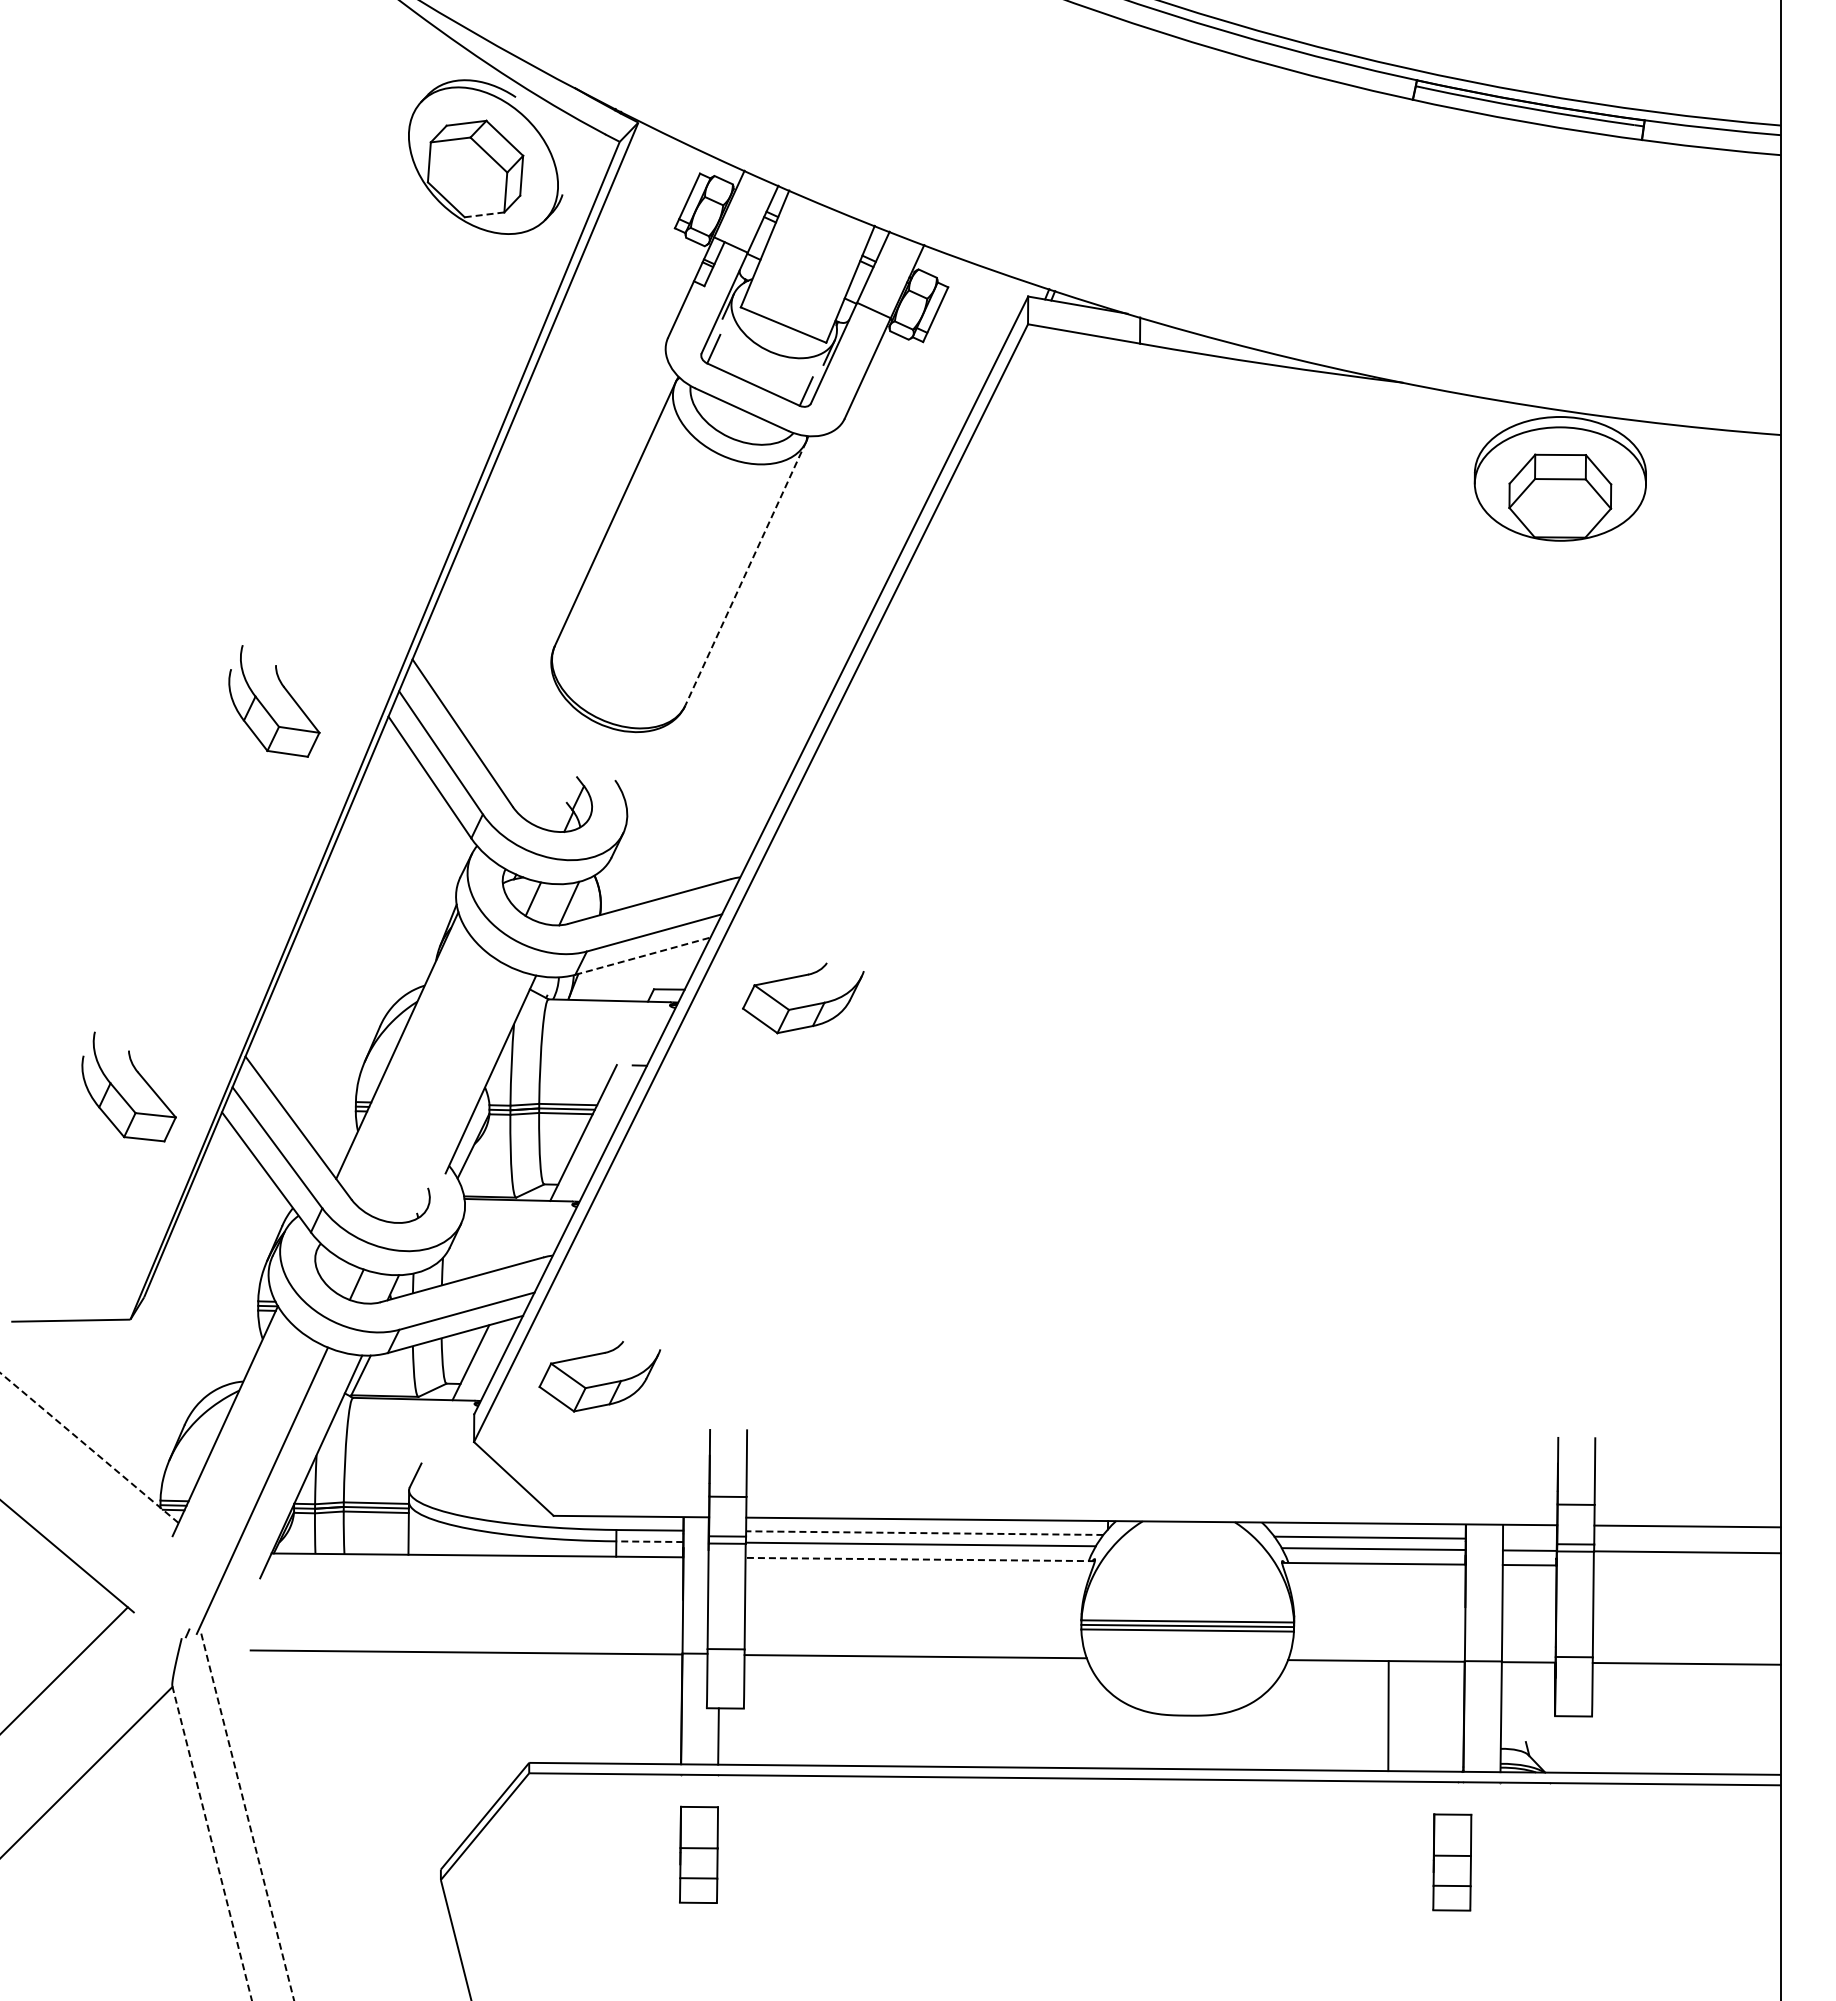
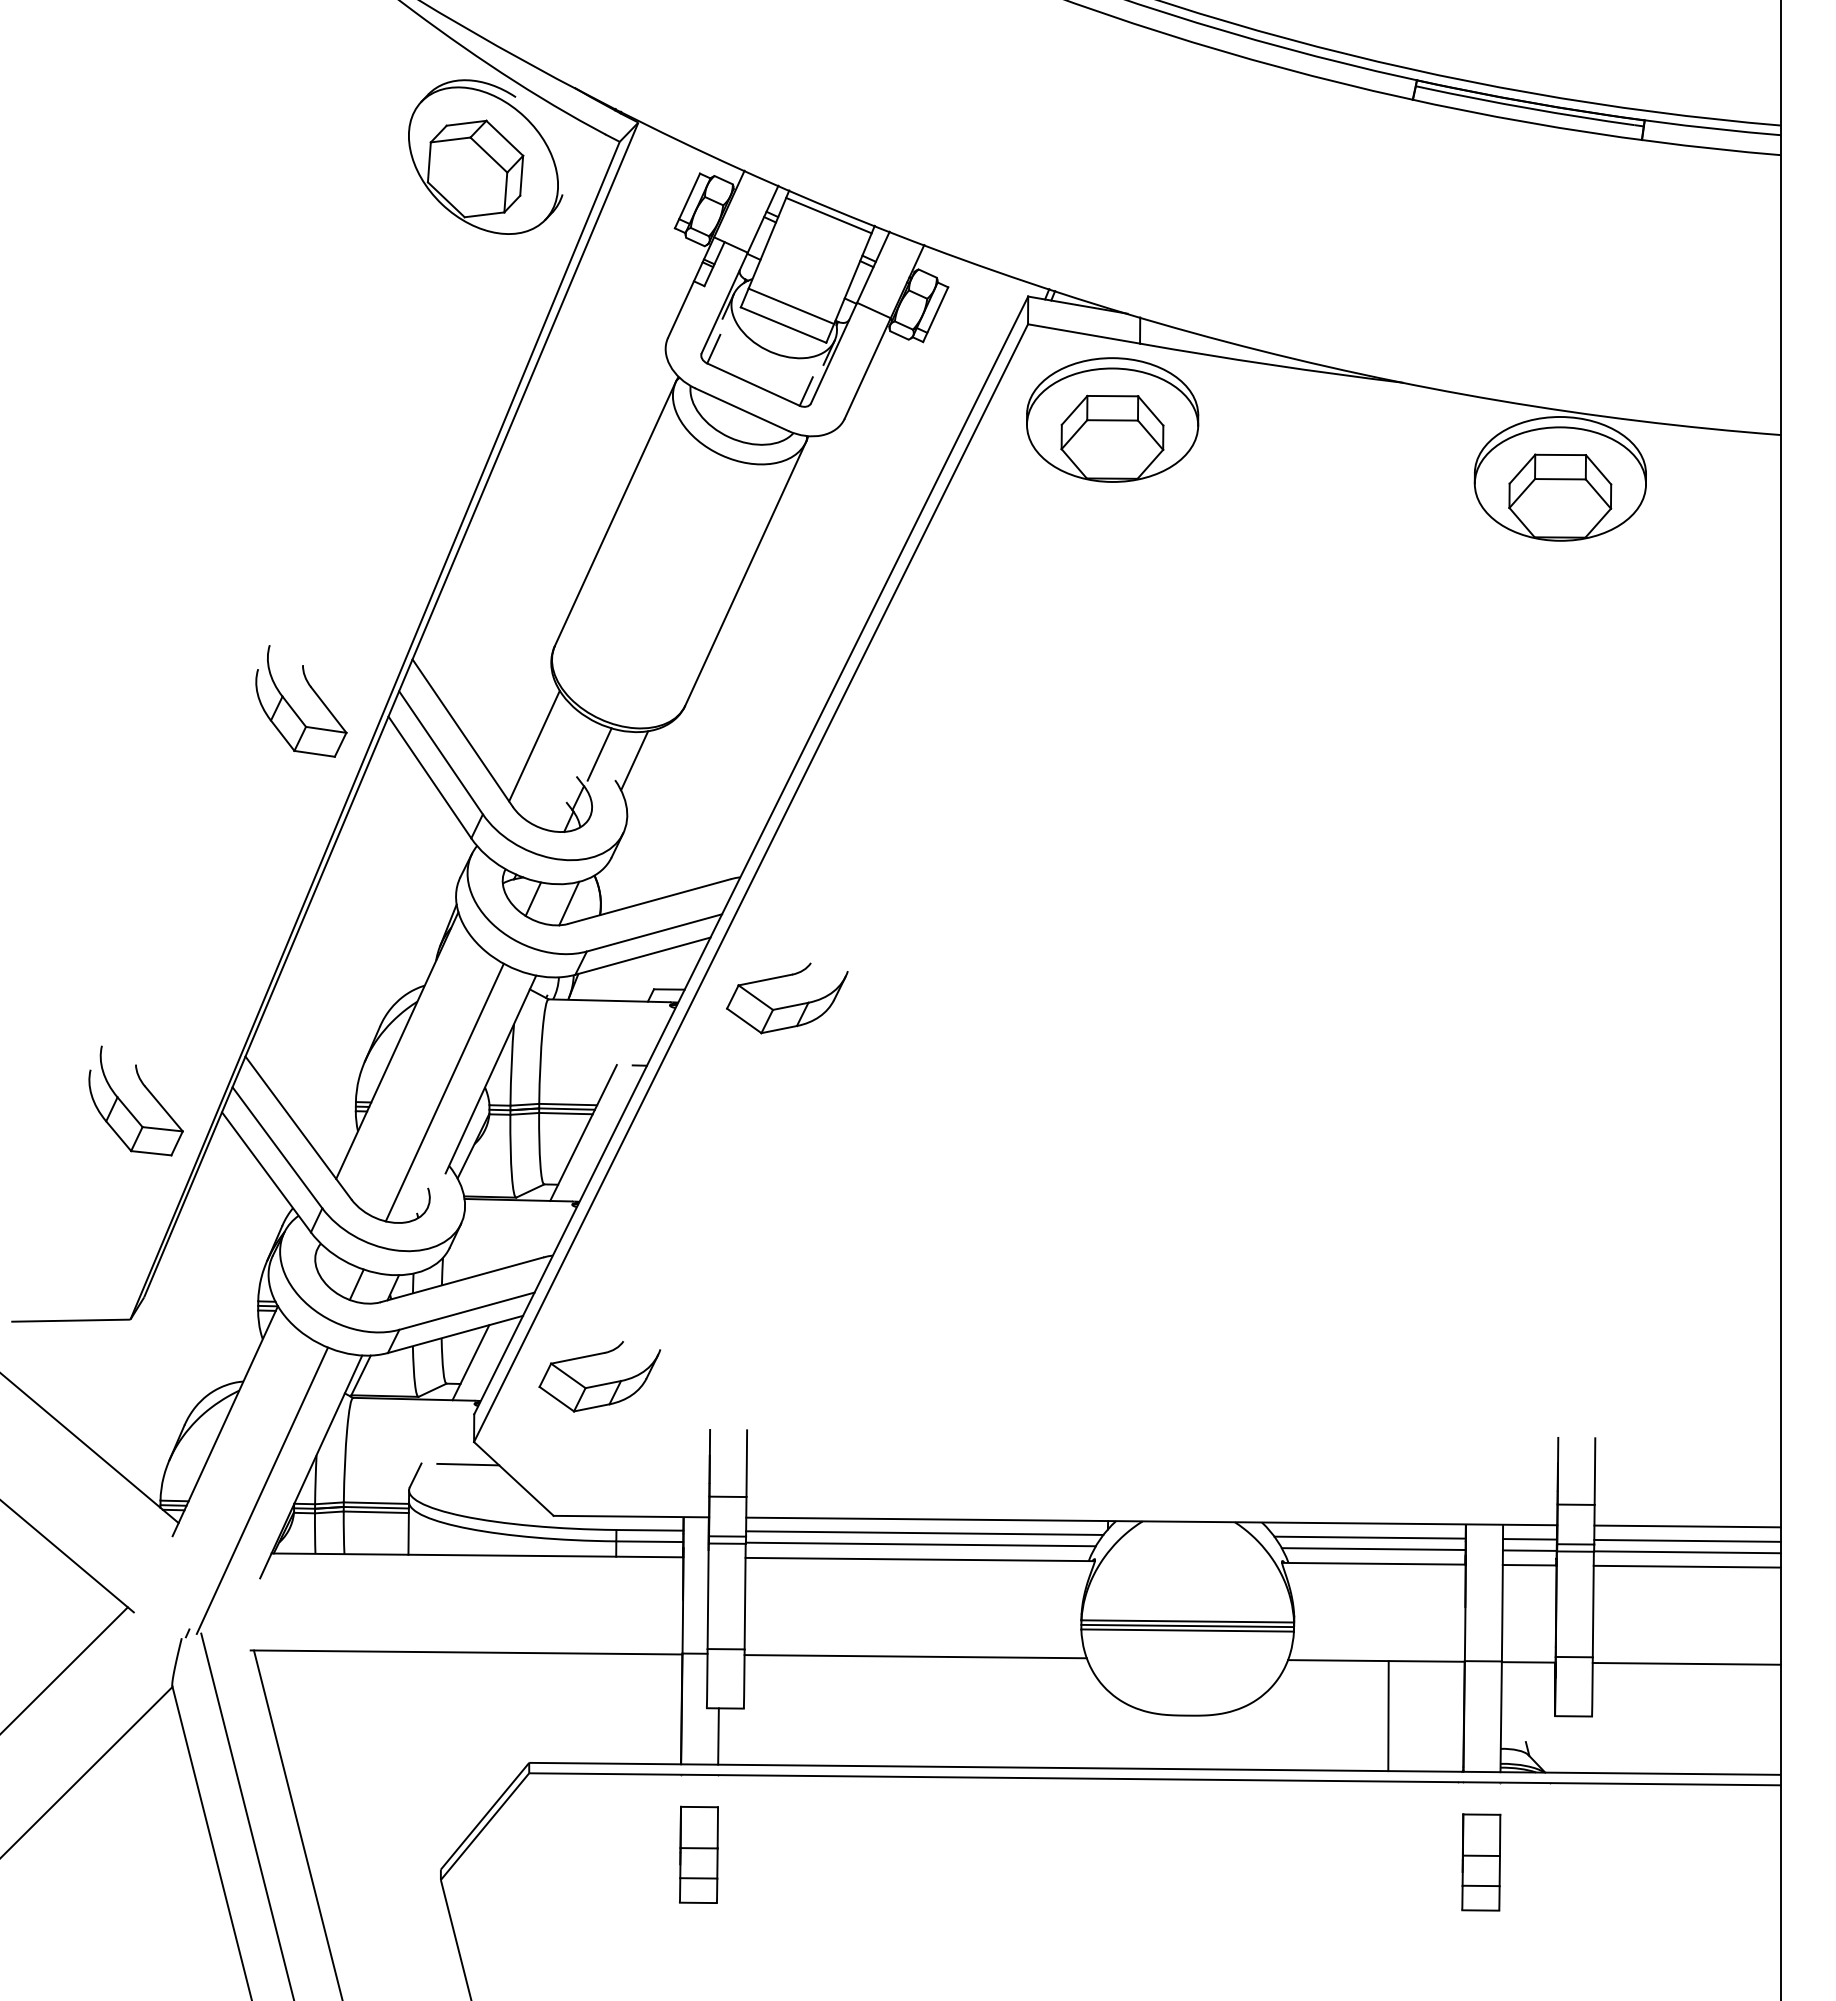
line: dashed -> solid (484, 214)
line: none -> present (828, 215)
line: none -> present (791, 306)
part: none -> present (1112, 419)
line: dashed -> solid (745, 574)
part position: (265, 707) -> (292, 707) (292, 707)
line: none -> present (534, 745)
line: none -> present (599, 754)
line: none -> present (634, 760)
line: dashed -> solid (643, 956)
part position: (804, 1005) -> (788, 1005) (788, 1005)
line: none -> present (444, 1092)
part position: (120, 1093) -> (127, 1107) (127, 1107)
line: dashed -> solid (89, 1447)
line: none -> present (468, 1464)
line: dashed -> solid (924, 1533)
line: none -> present (1529, 1539)
line: none -> present (1687, 1540)
line: dashed -> solid (649, 1541)
line: dashed -> solid (920, 1559)
line: none -> present (1686, 1566)
line: dashed -> solid (247, 1817)
line: none -> present (297, 1823)
line: dashed -> solid (212, 1843)
part position: (1452, 1862) -> (1481, 1862) (1481, 1862)
